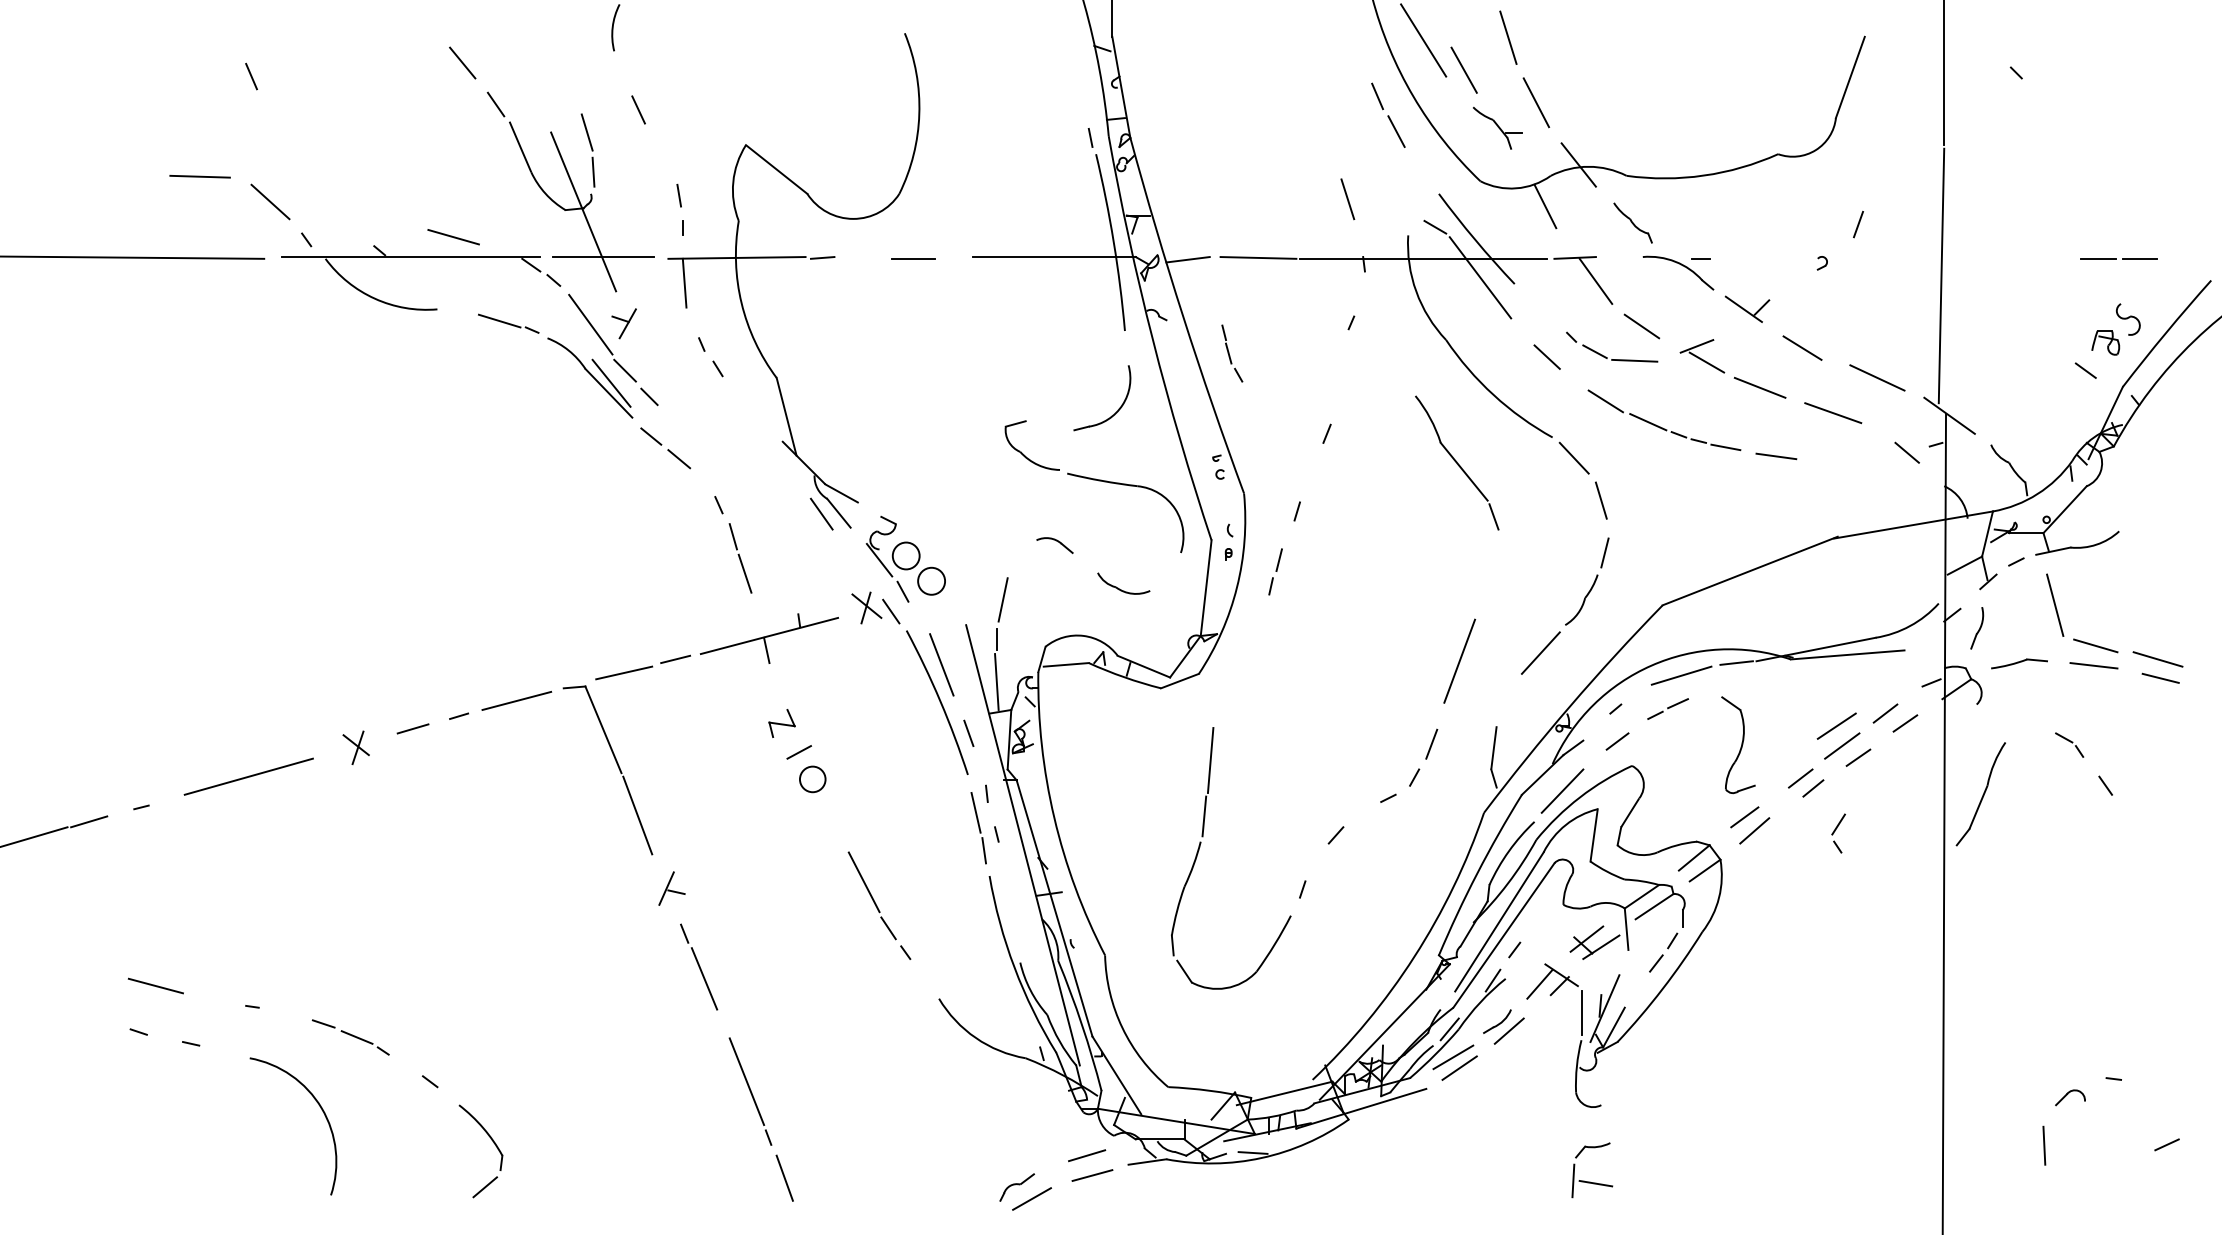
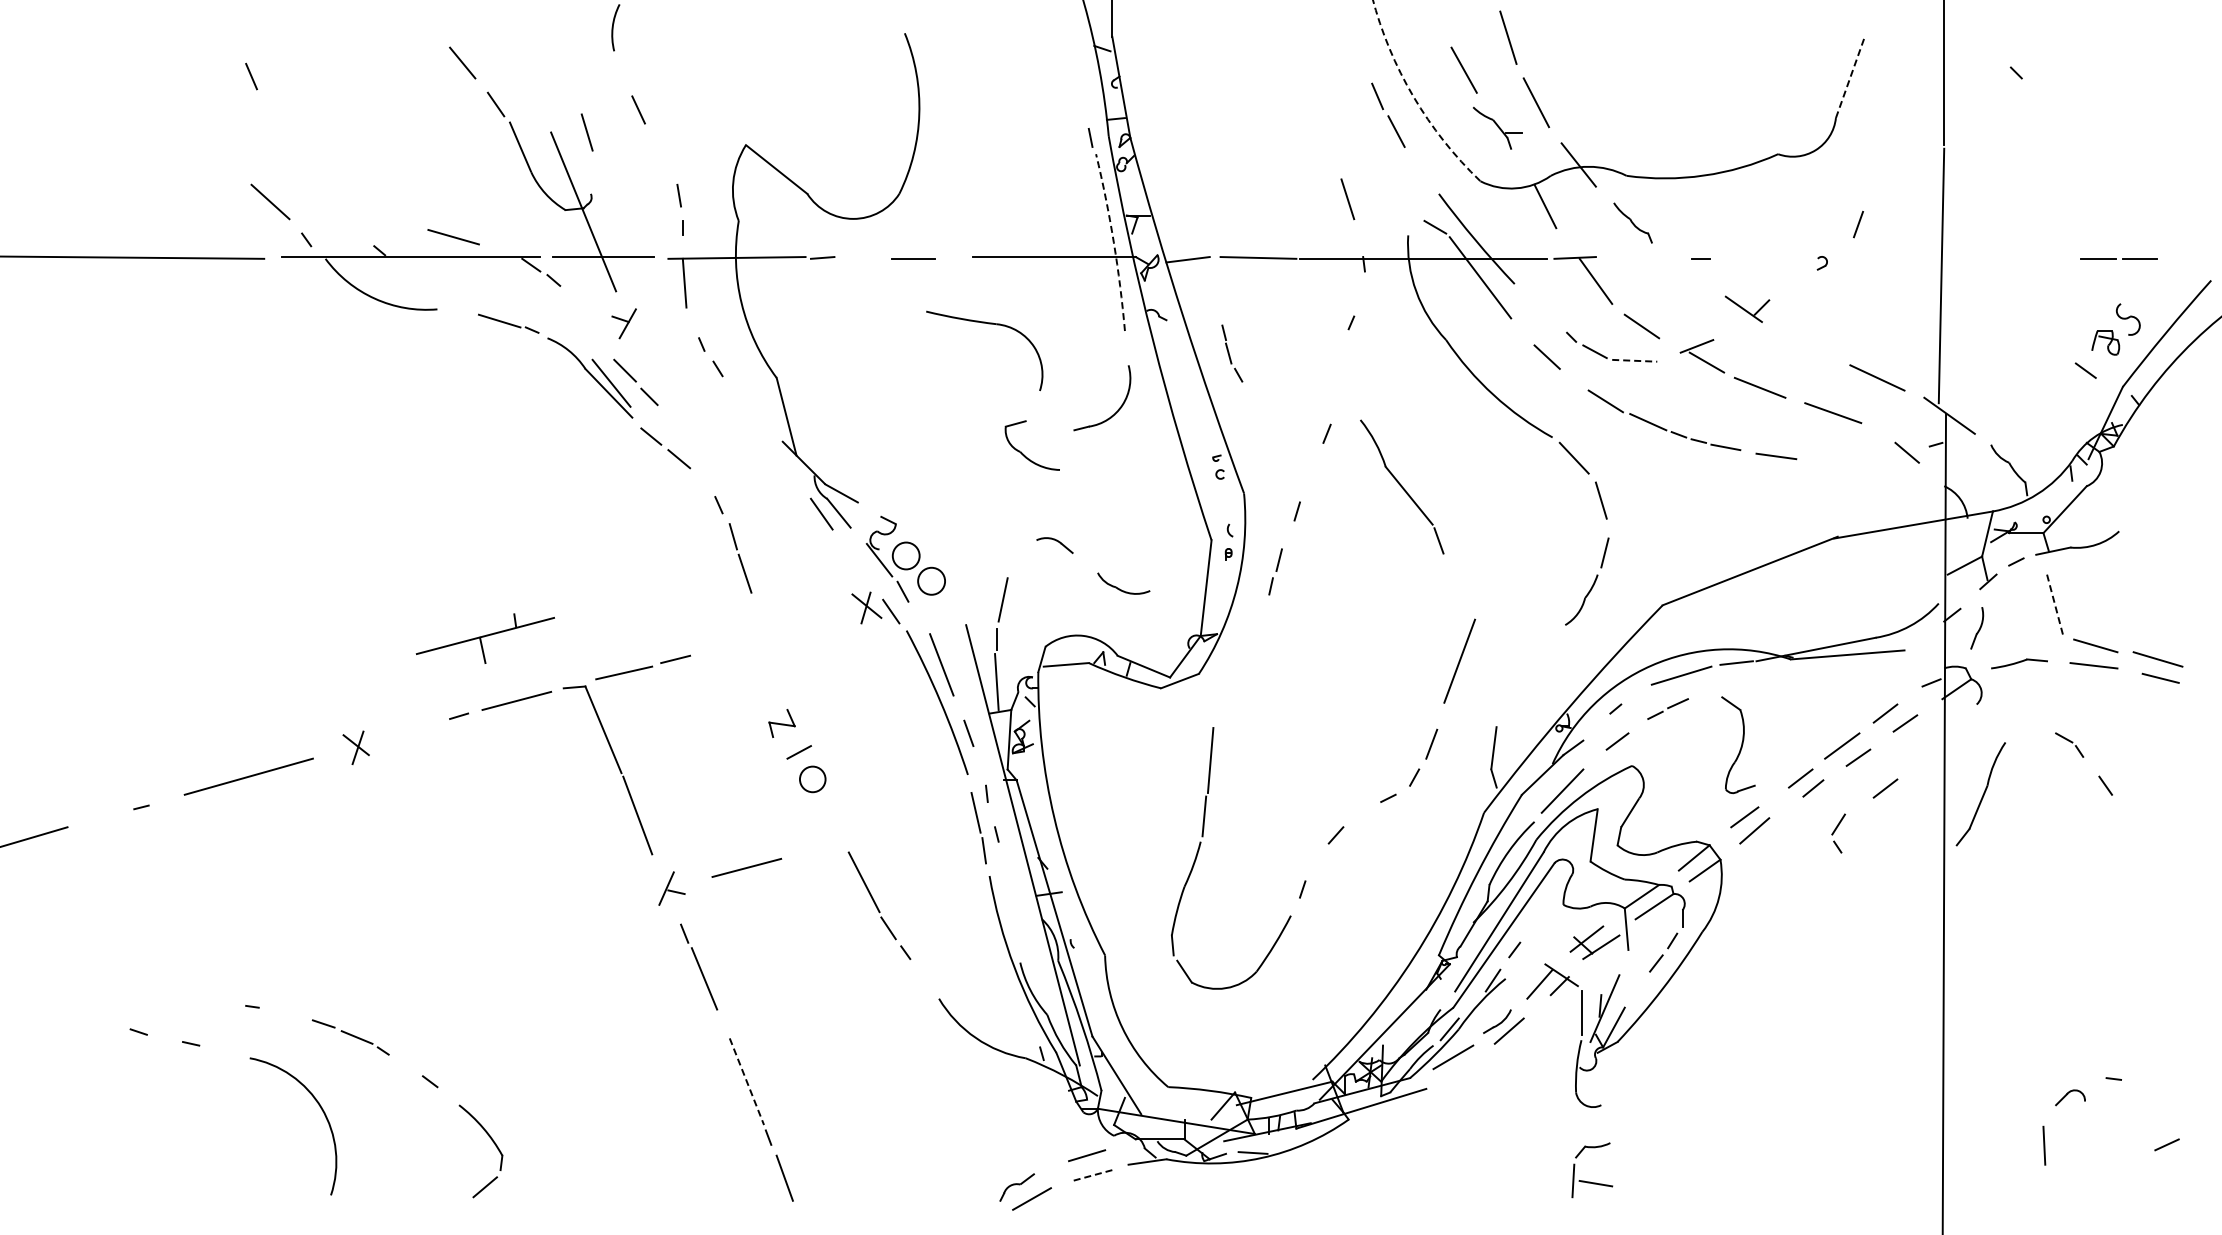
line: present -> none (1423, 40)
line: solid -> dashed (1850, 77)
arc: solid -> dashed (1414, 97)
line: present -> none (593, 171)
line: present -> none (199, 176)
arc: solid -> dashed (1113, 242)
part: present -> none (1682, 266)
line: present -> none (590, 324)
line: present -> none (1802, 347)
line: solid -> dashed (1634, 360)
part position: (1457, 462) -> (1402, 486) (1402, 486)
part position: (1129, 486) -> (988, 324) (988, 324)
line: solid -> dashed (2055, 605)
part position: (768, 638) -> (484, 638) (484, 638)
line: present -> none (1540, 652)
line: present -> none (1836, 725)
line: present -> none (412, 728)
line: none -> present (1885, 788)
line: present -> none (89, 821)
line: none -> present (746, 867)
line: present -> none (155, 985)
line: present -> none (1459, 1067)
line: solid -> dashed (746, 1081)
line: solid -> dashed (1092, 1175)
